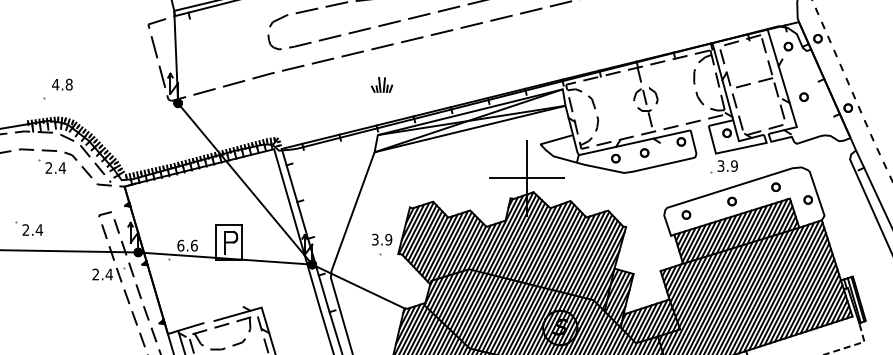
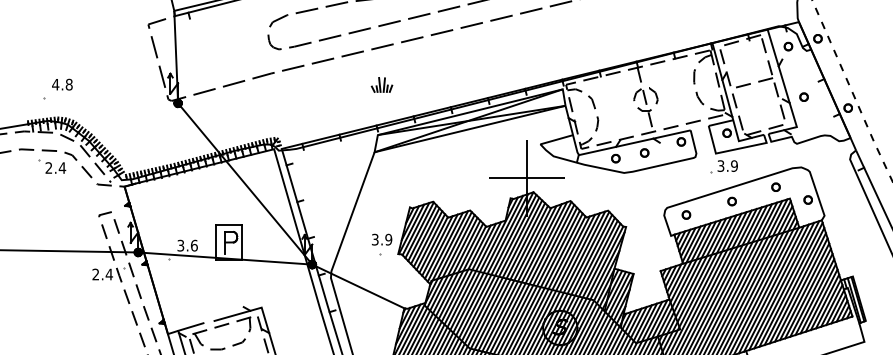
part: present -> none (29, 228)
text: 6.6 -> 3.6 (180, 245)
line: dashed -> solid (852, 345)
